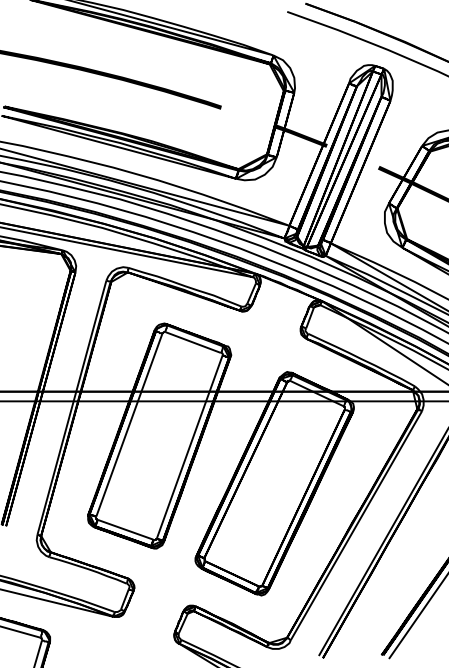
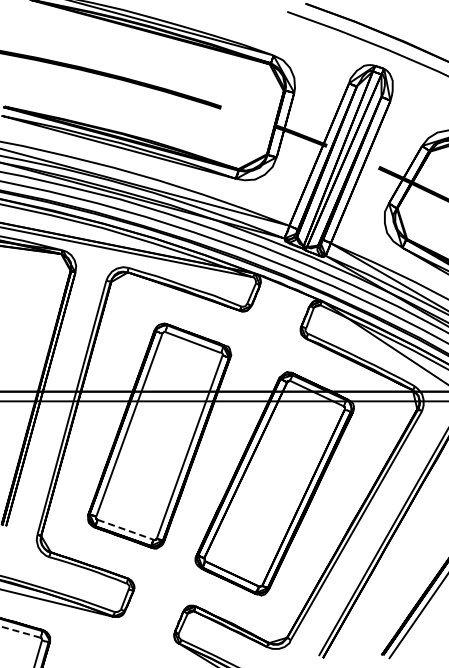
line: solid -> dashed (126, 529)
line: solid -> dashed (20, 632)
